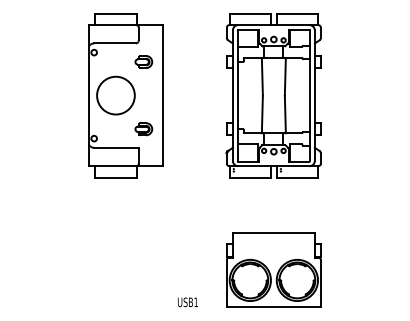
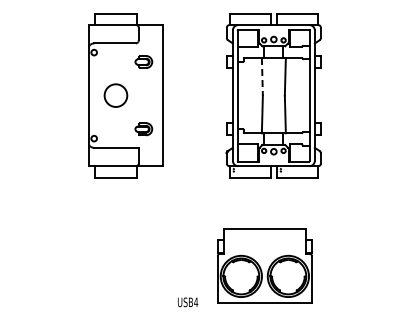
line: solid -> dashed (262, 76)
circle diameter: 38 px -> 23 px (115, 95)
part position: (273, 269) -> (264, 265) (264, 265)
text: USB1 -> USB4 (196, 301)
